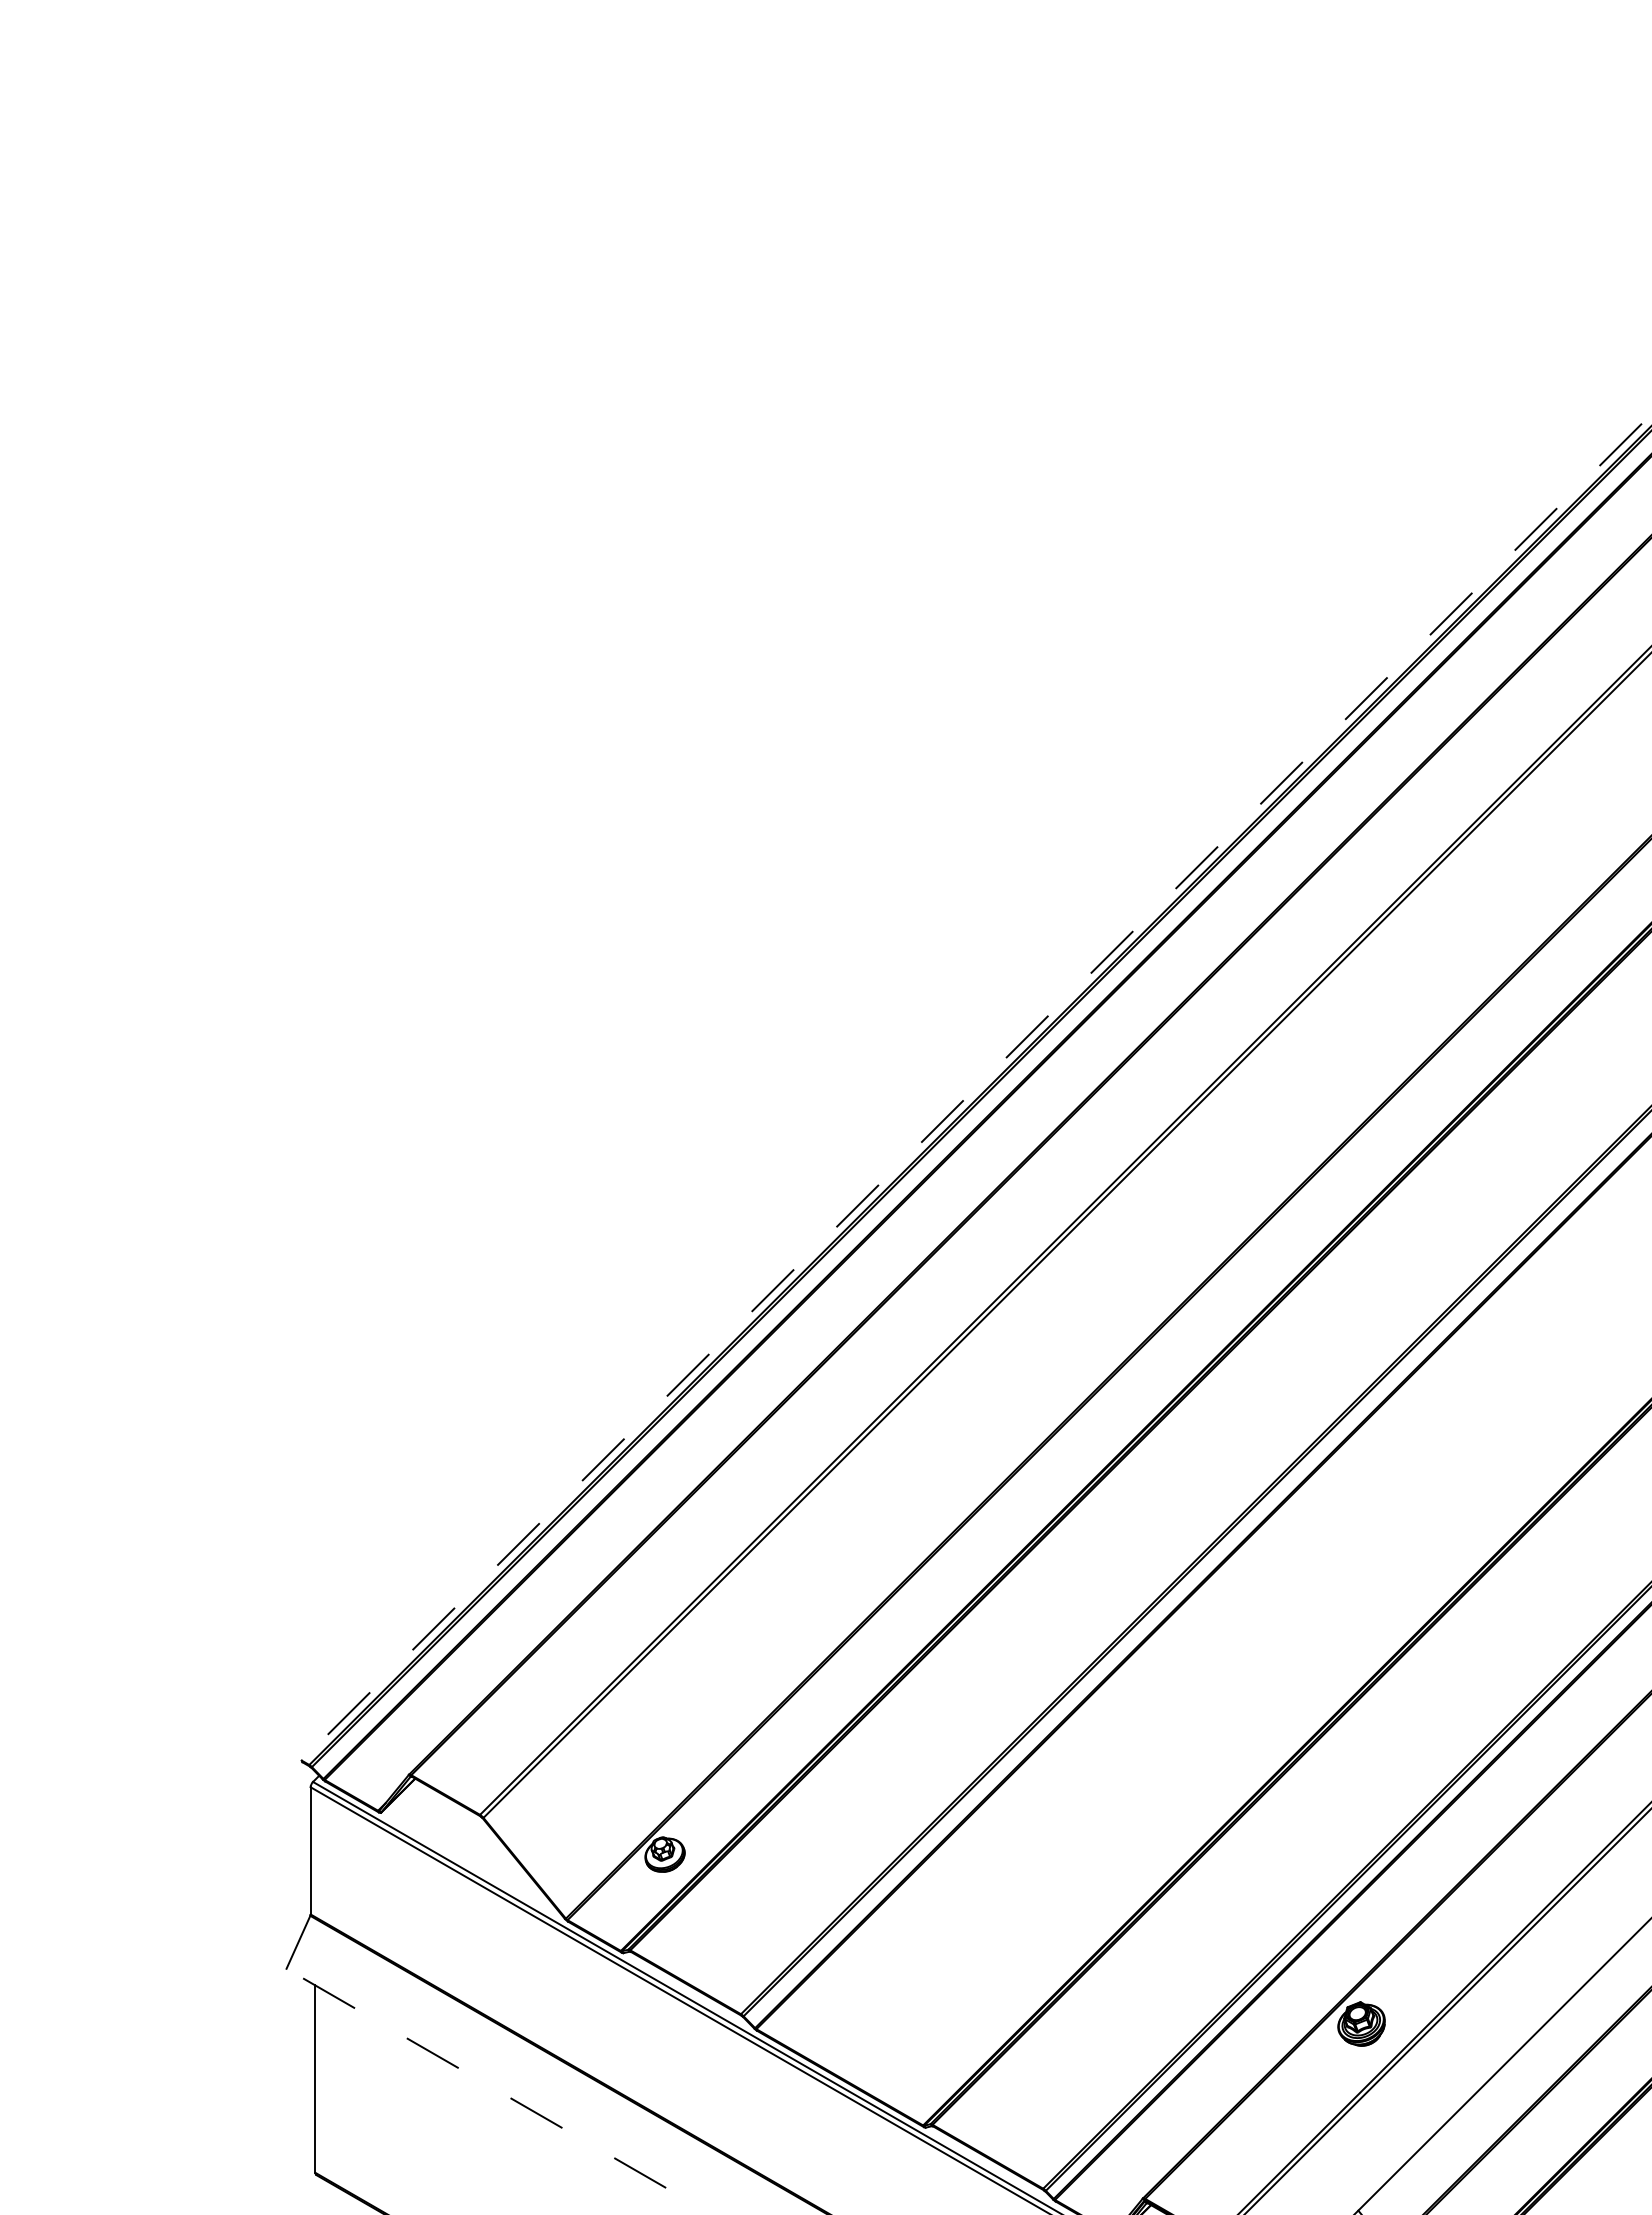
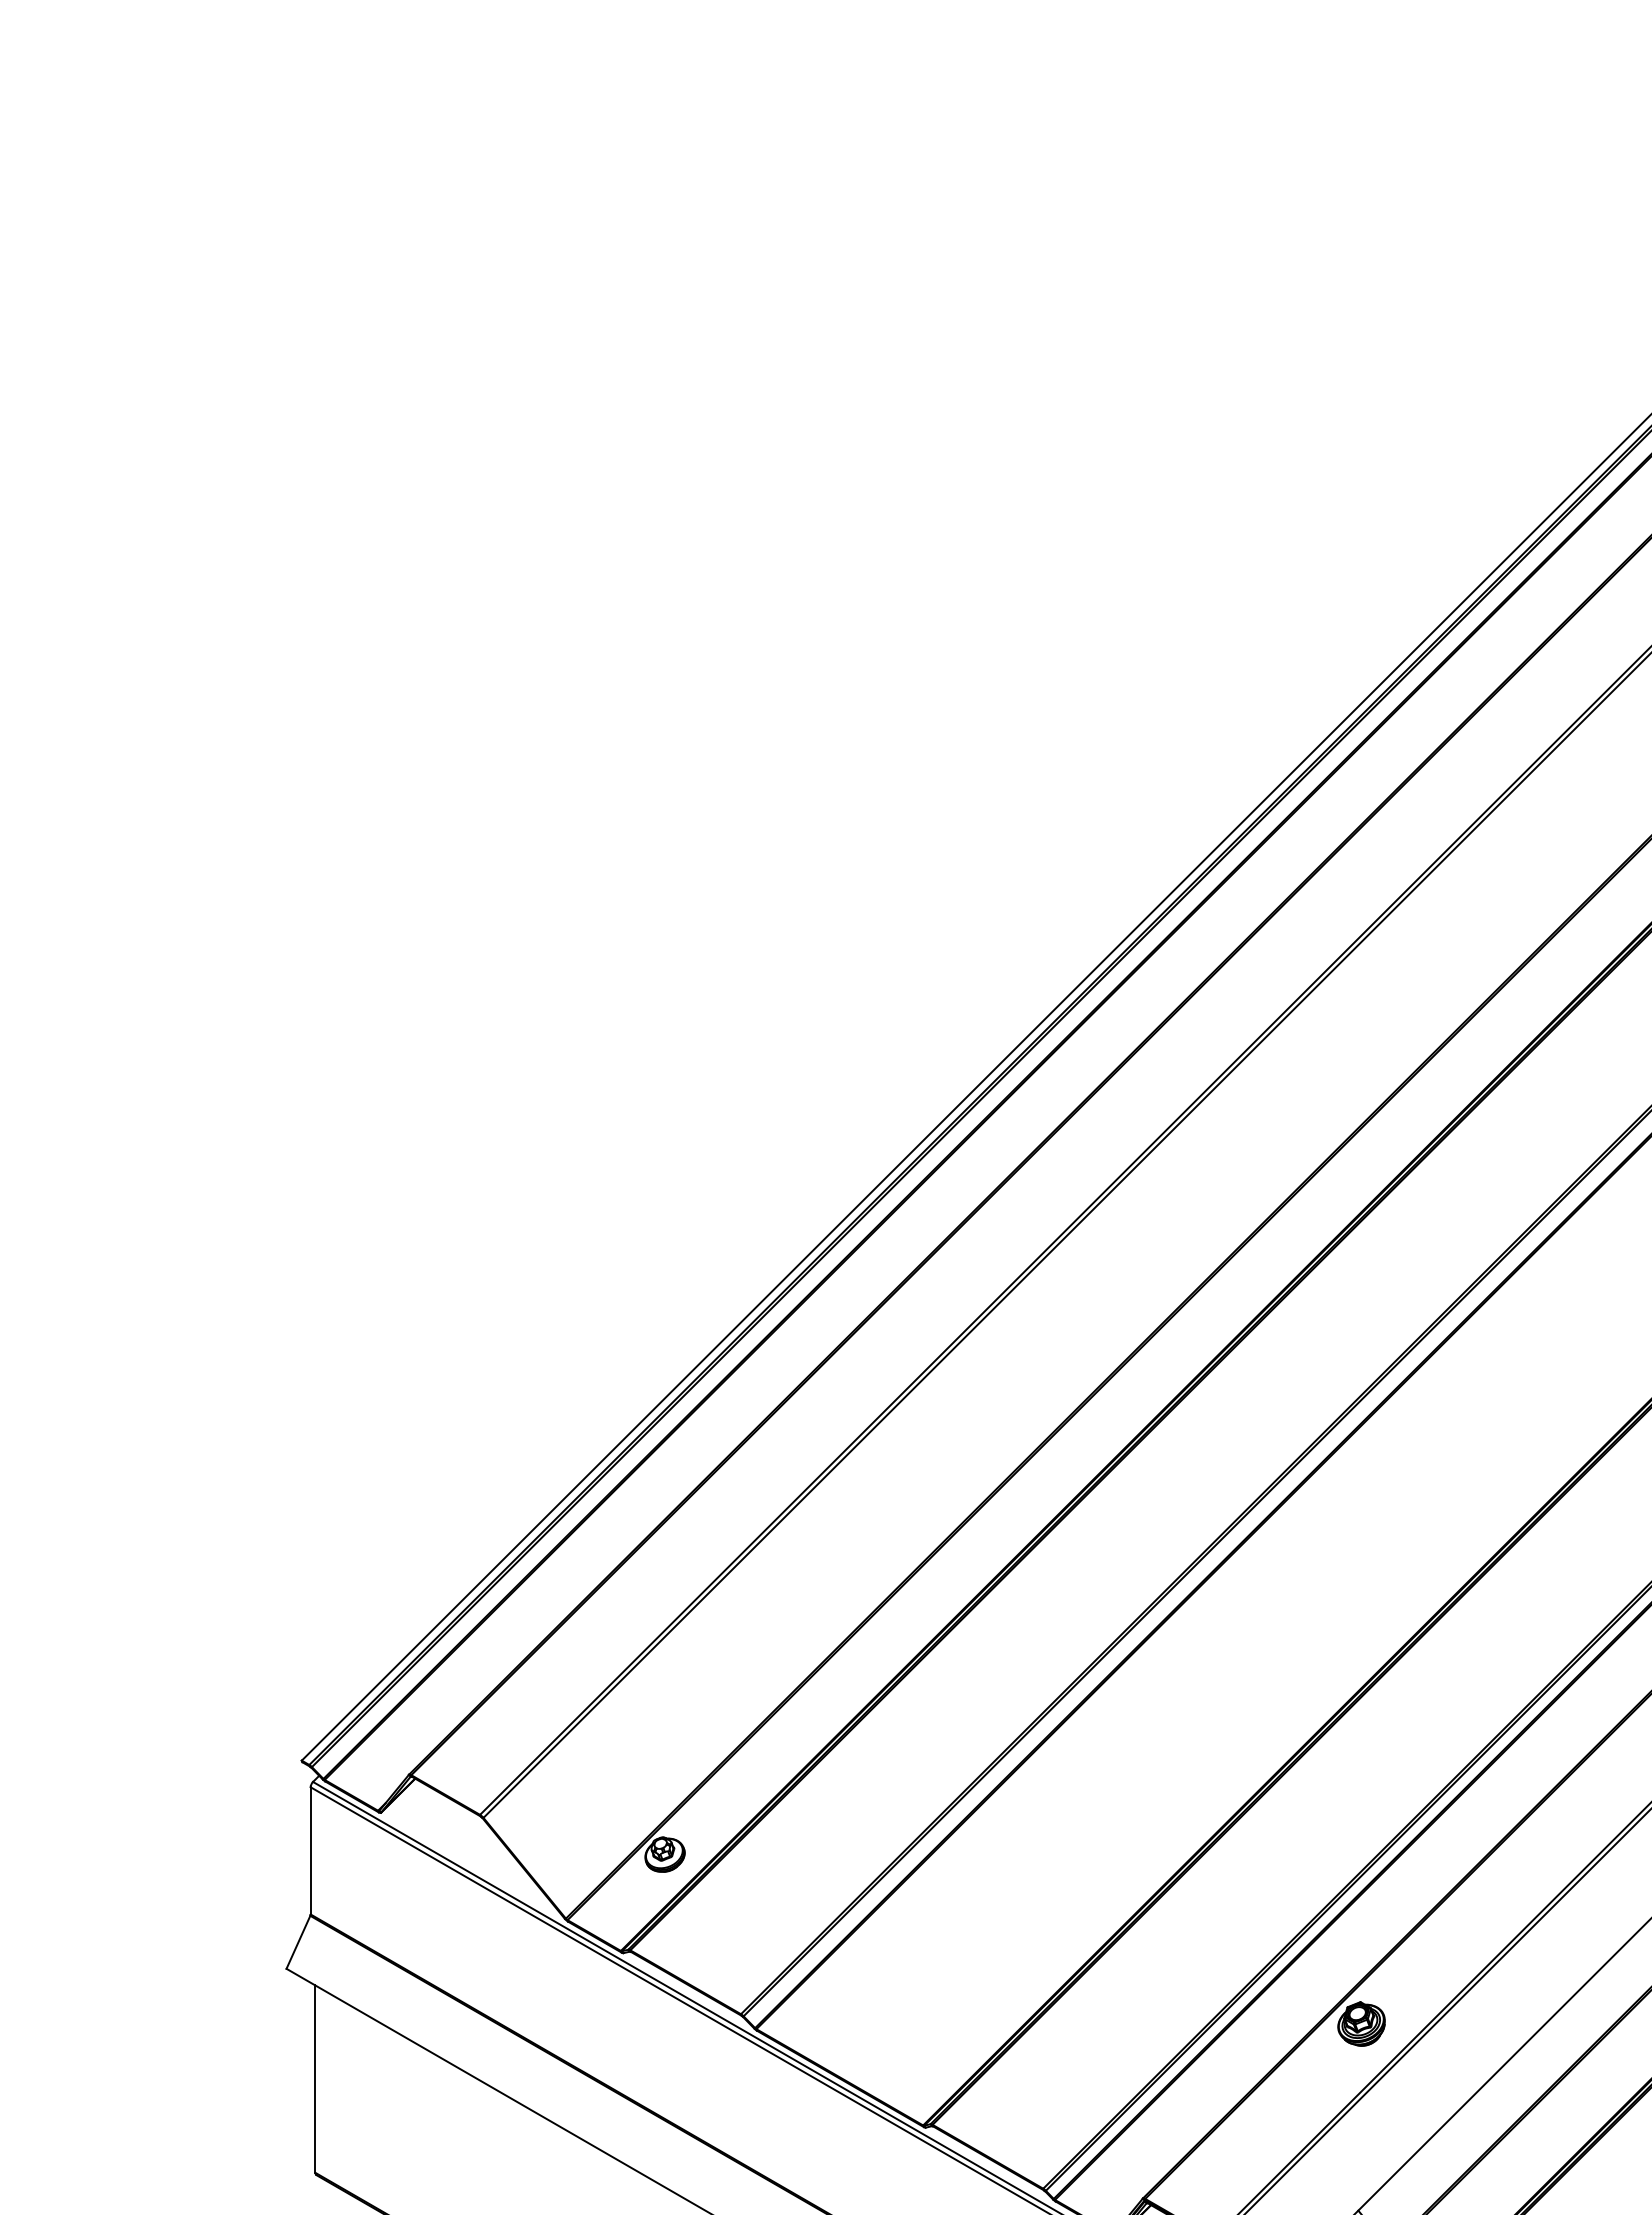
line: dashed -> solid (976, 1087)
line: dashed -> solid (499, 2091)
